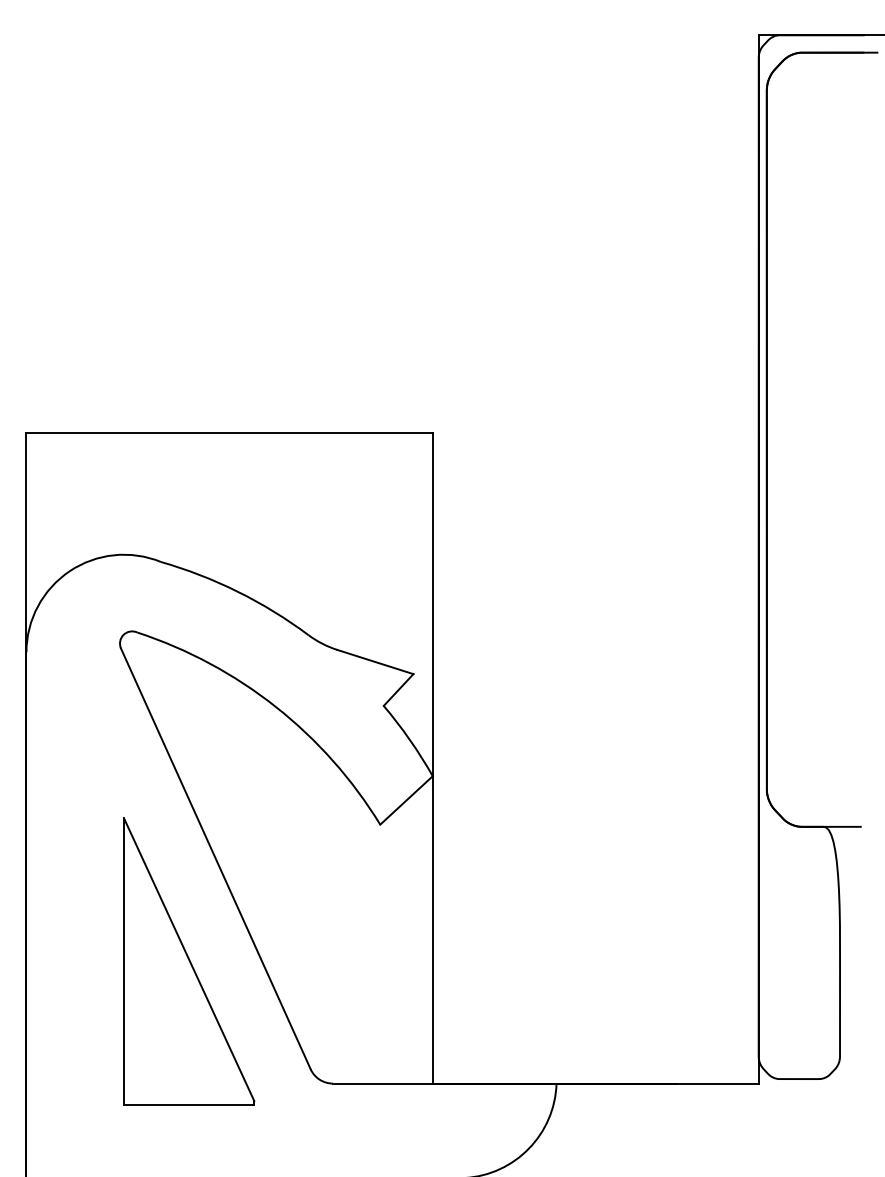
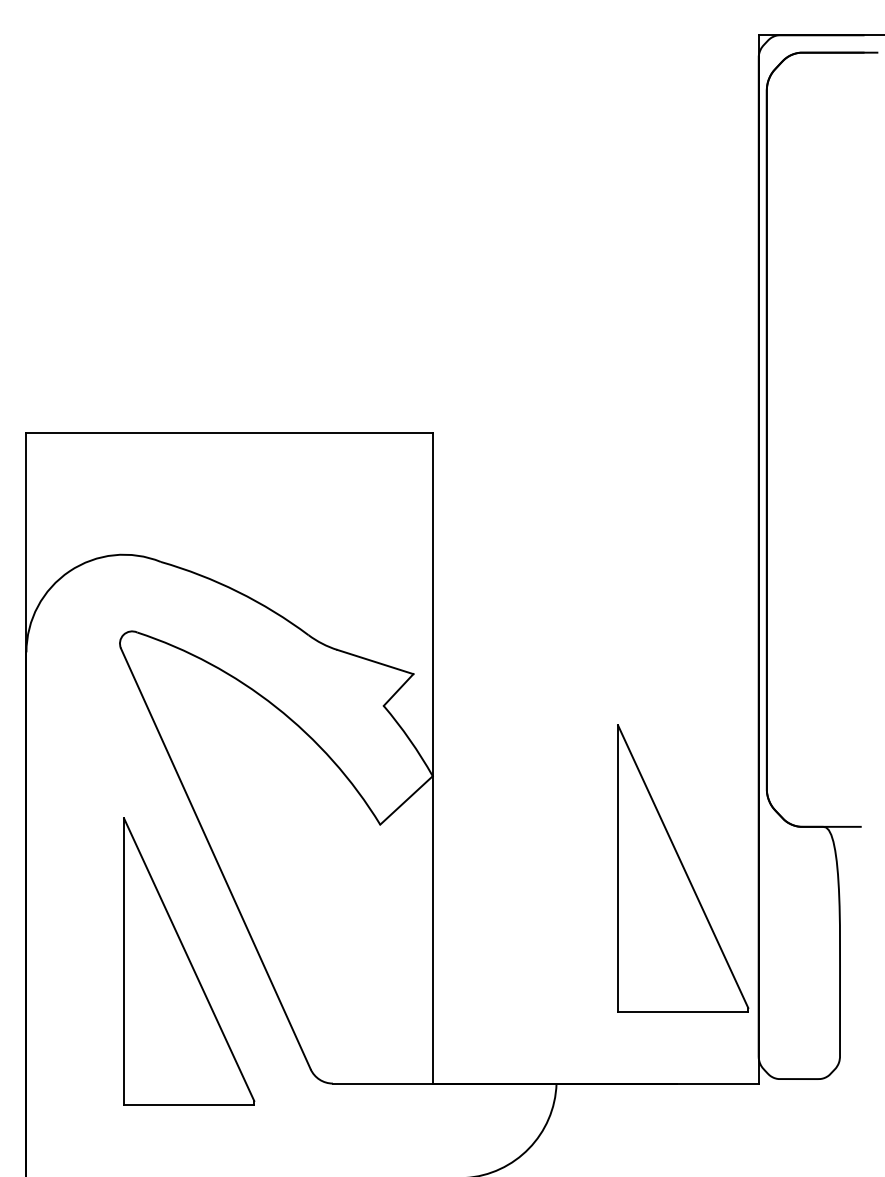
part: none -> present (683, 868)
